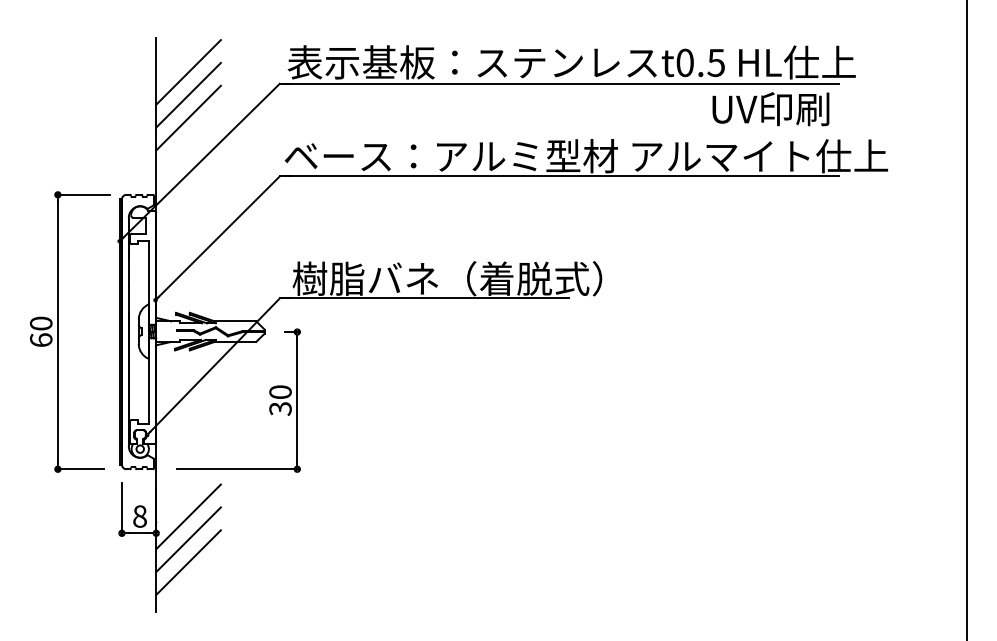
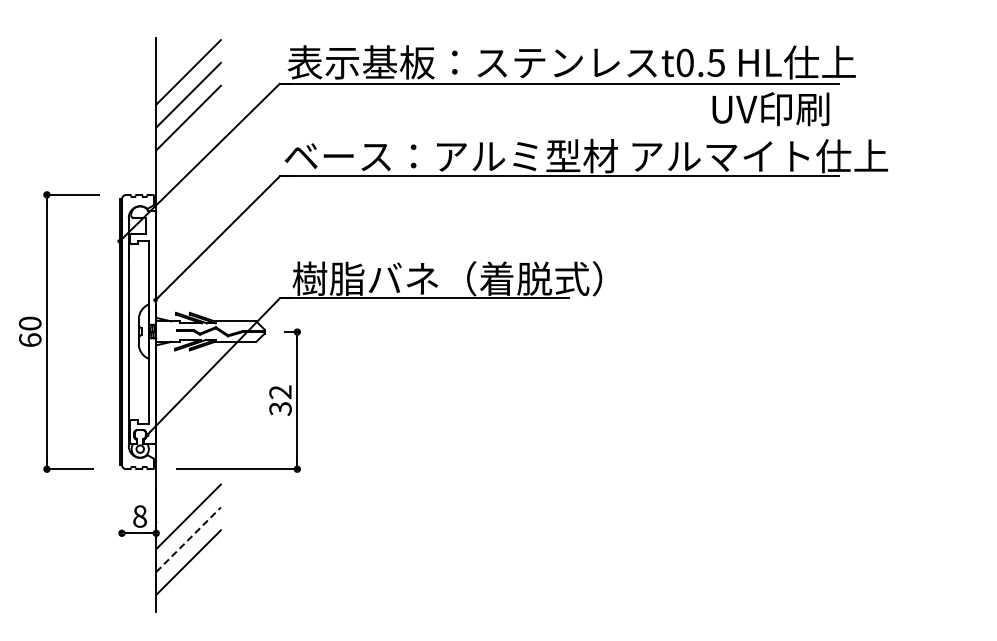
line: present -> none (967, 319)
part position: (58, 331) -> (47, 331) (47, 331)
text: 30 -> 32 (280, 392)
line: present -> none (121, 507)
line: solid -> dashed (188, 539)
